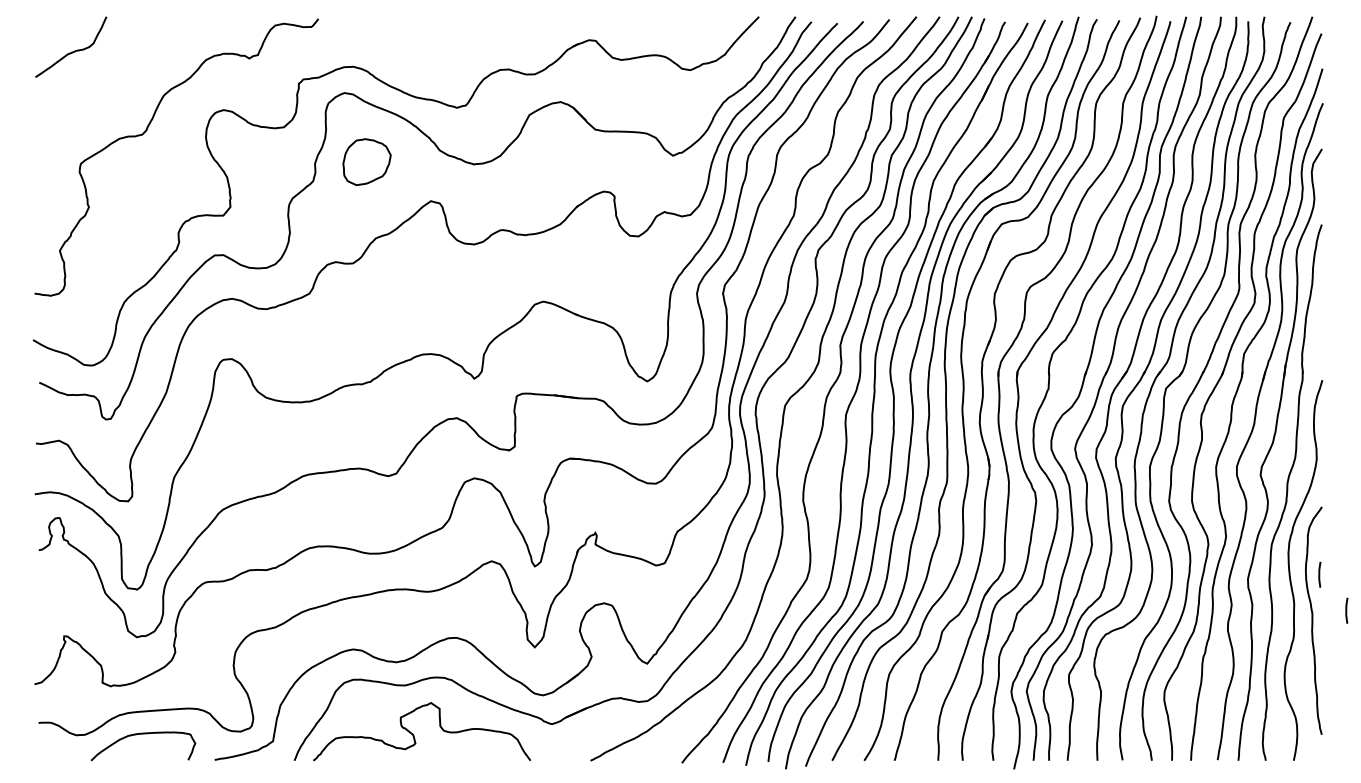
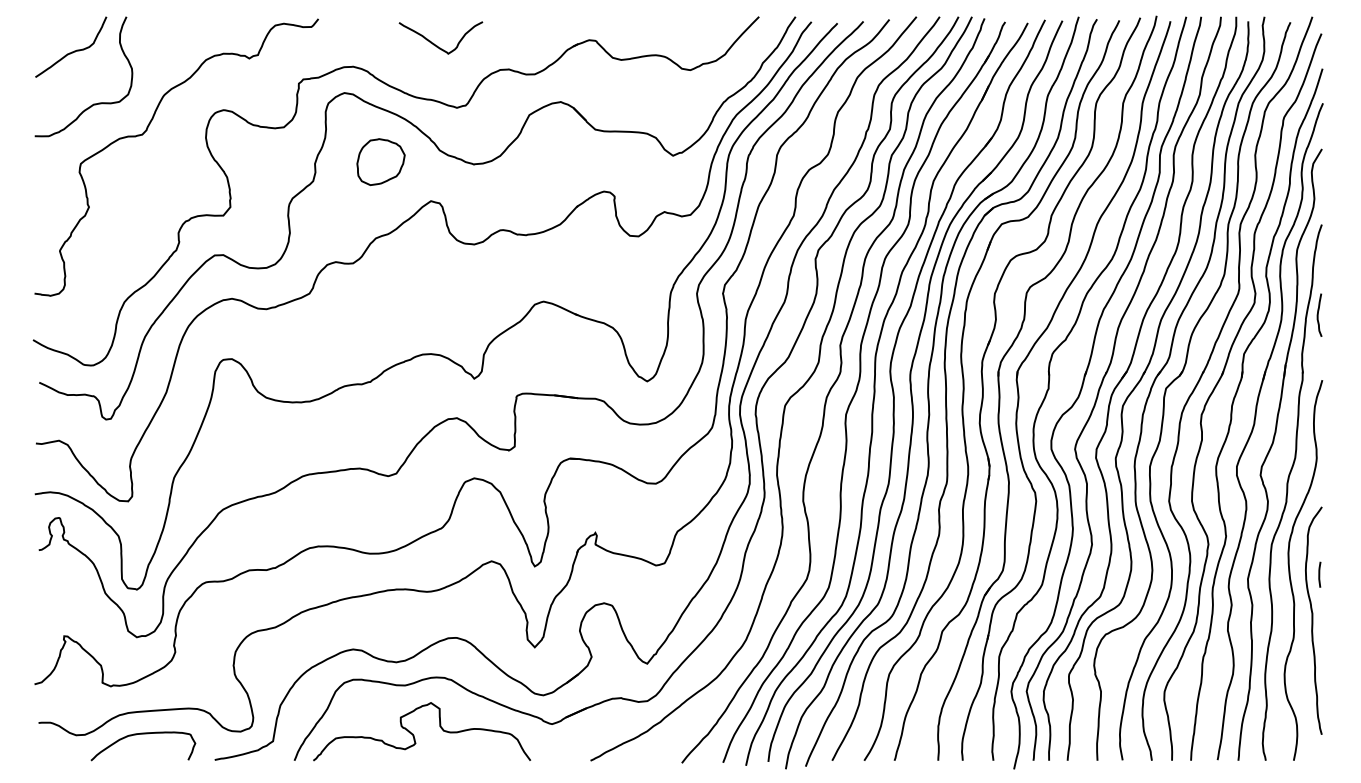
curve: none -> present (434, 43)
curve: none -> present (93, 103)
part position: (366, 161) -> (380, 161) (380, 161)
curve: none -> present (1318, 314)
line: present -> none (1346, 610)
